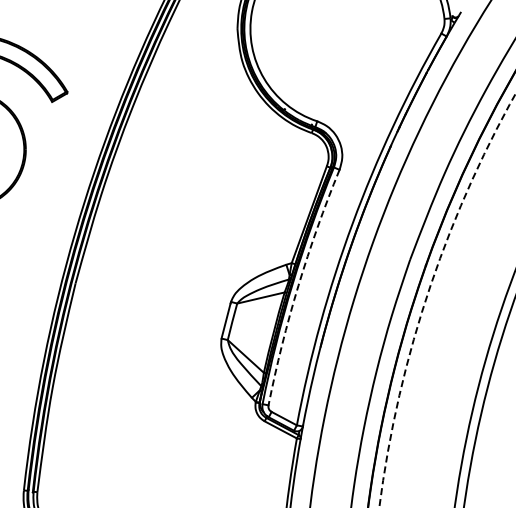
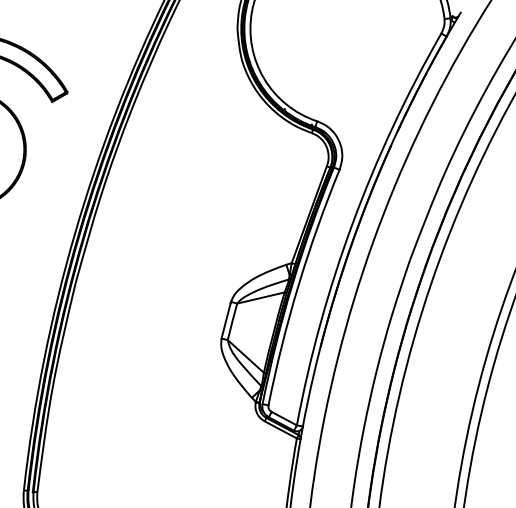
arc: dashed -> solid (298, 285)
circle: dashed -> solid (447, 300)
